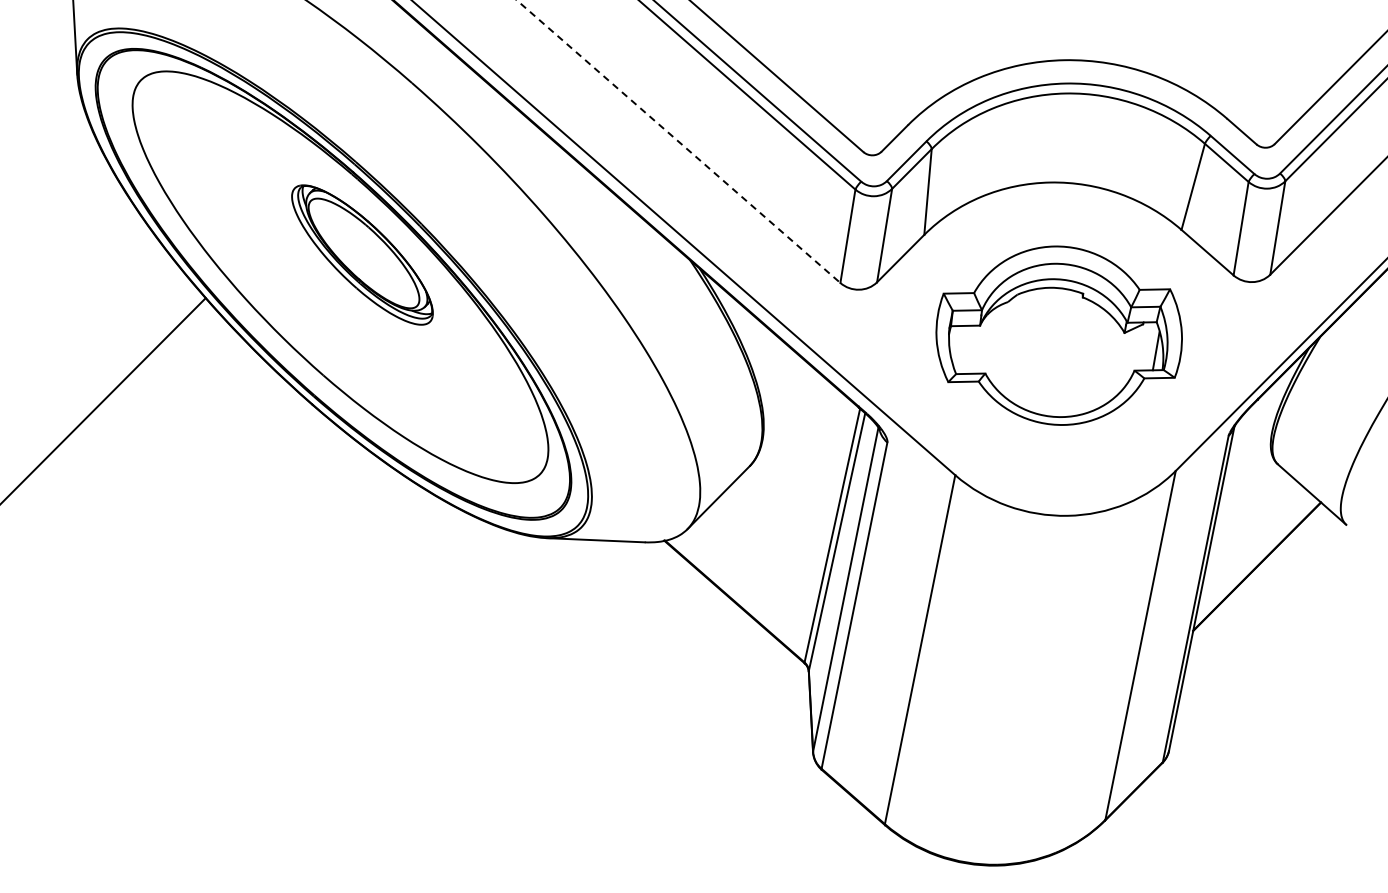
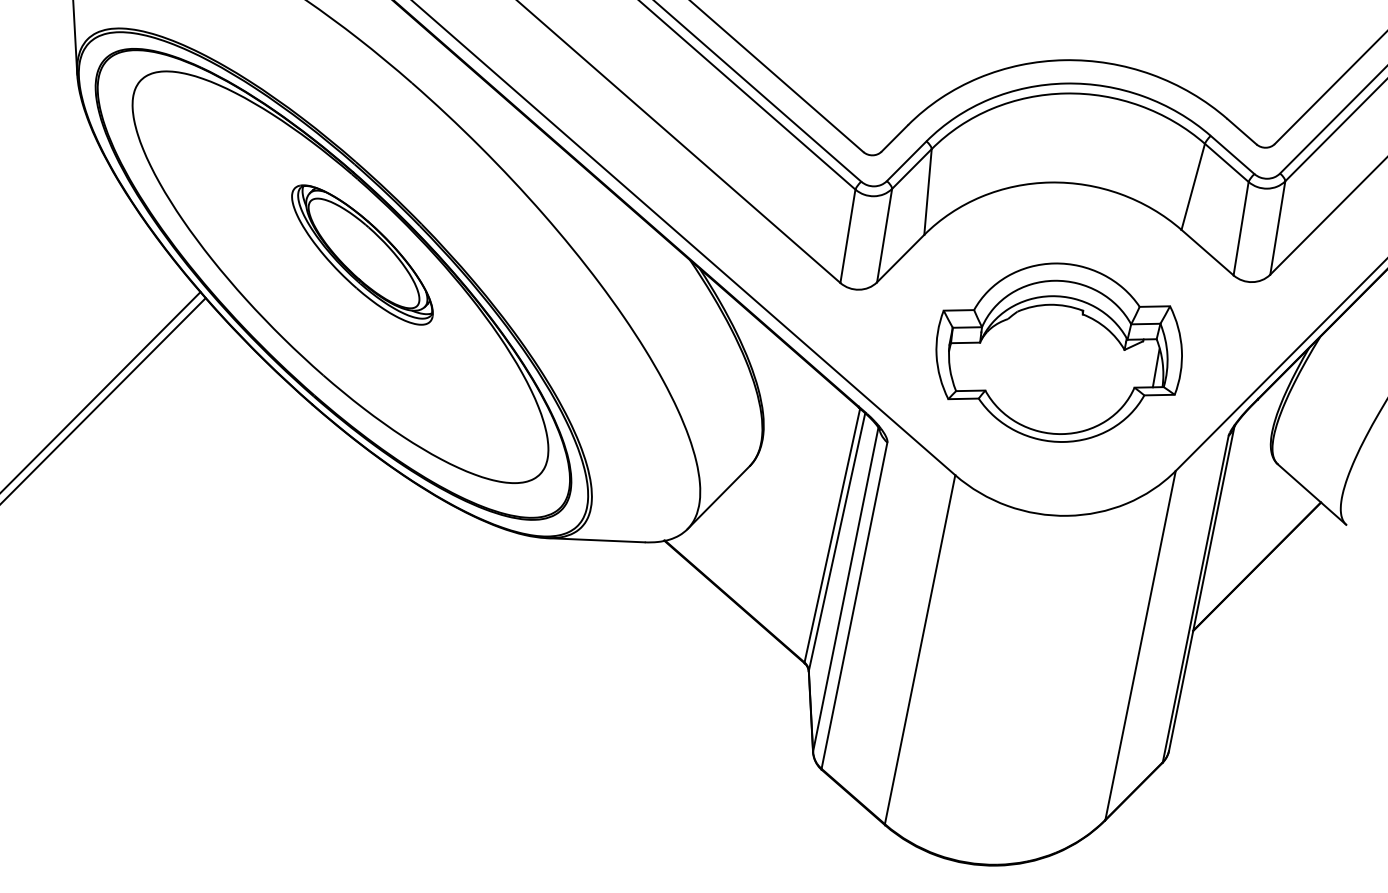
line: dashed -> solid (678, 141)
part position: (1058, 335) -> (1058, 352) (1058, 352)
line: none -> present (101, 391)
